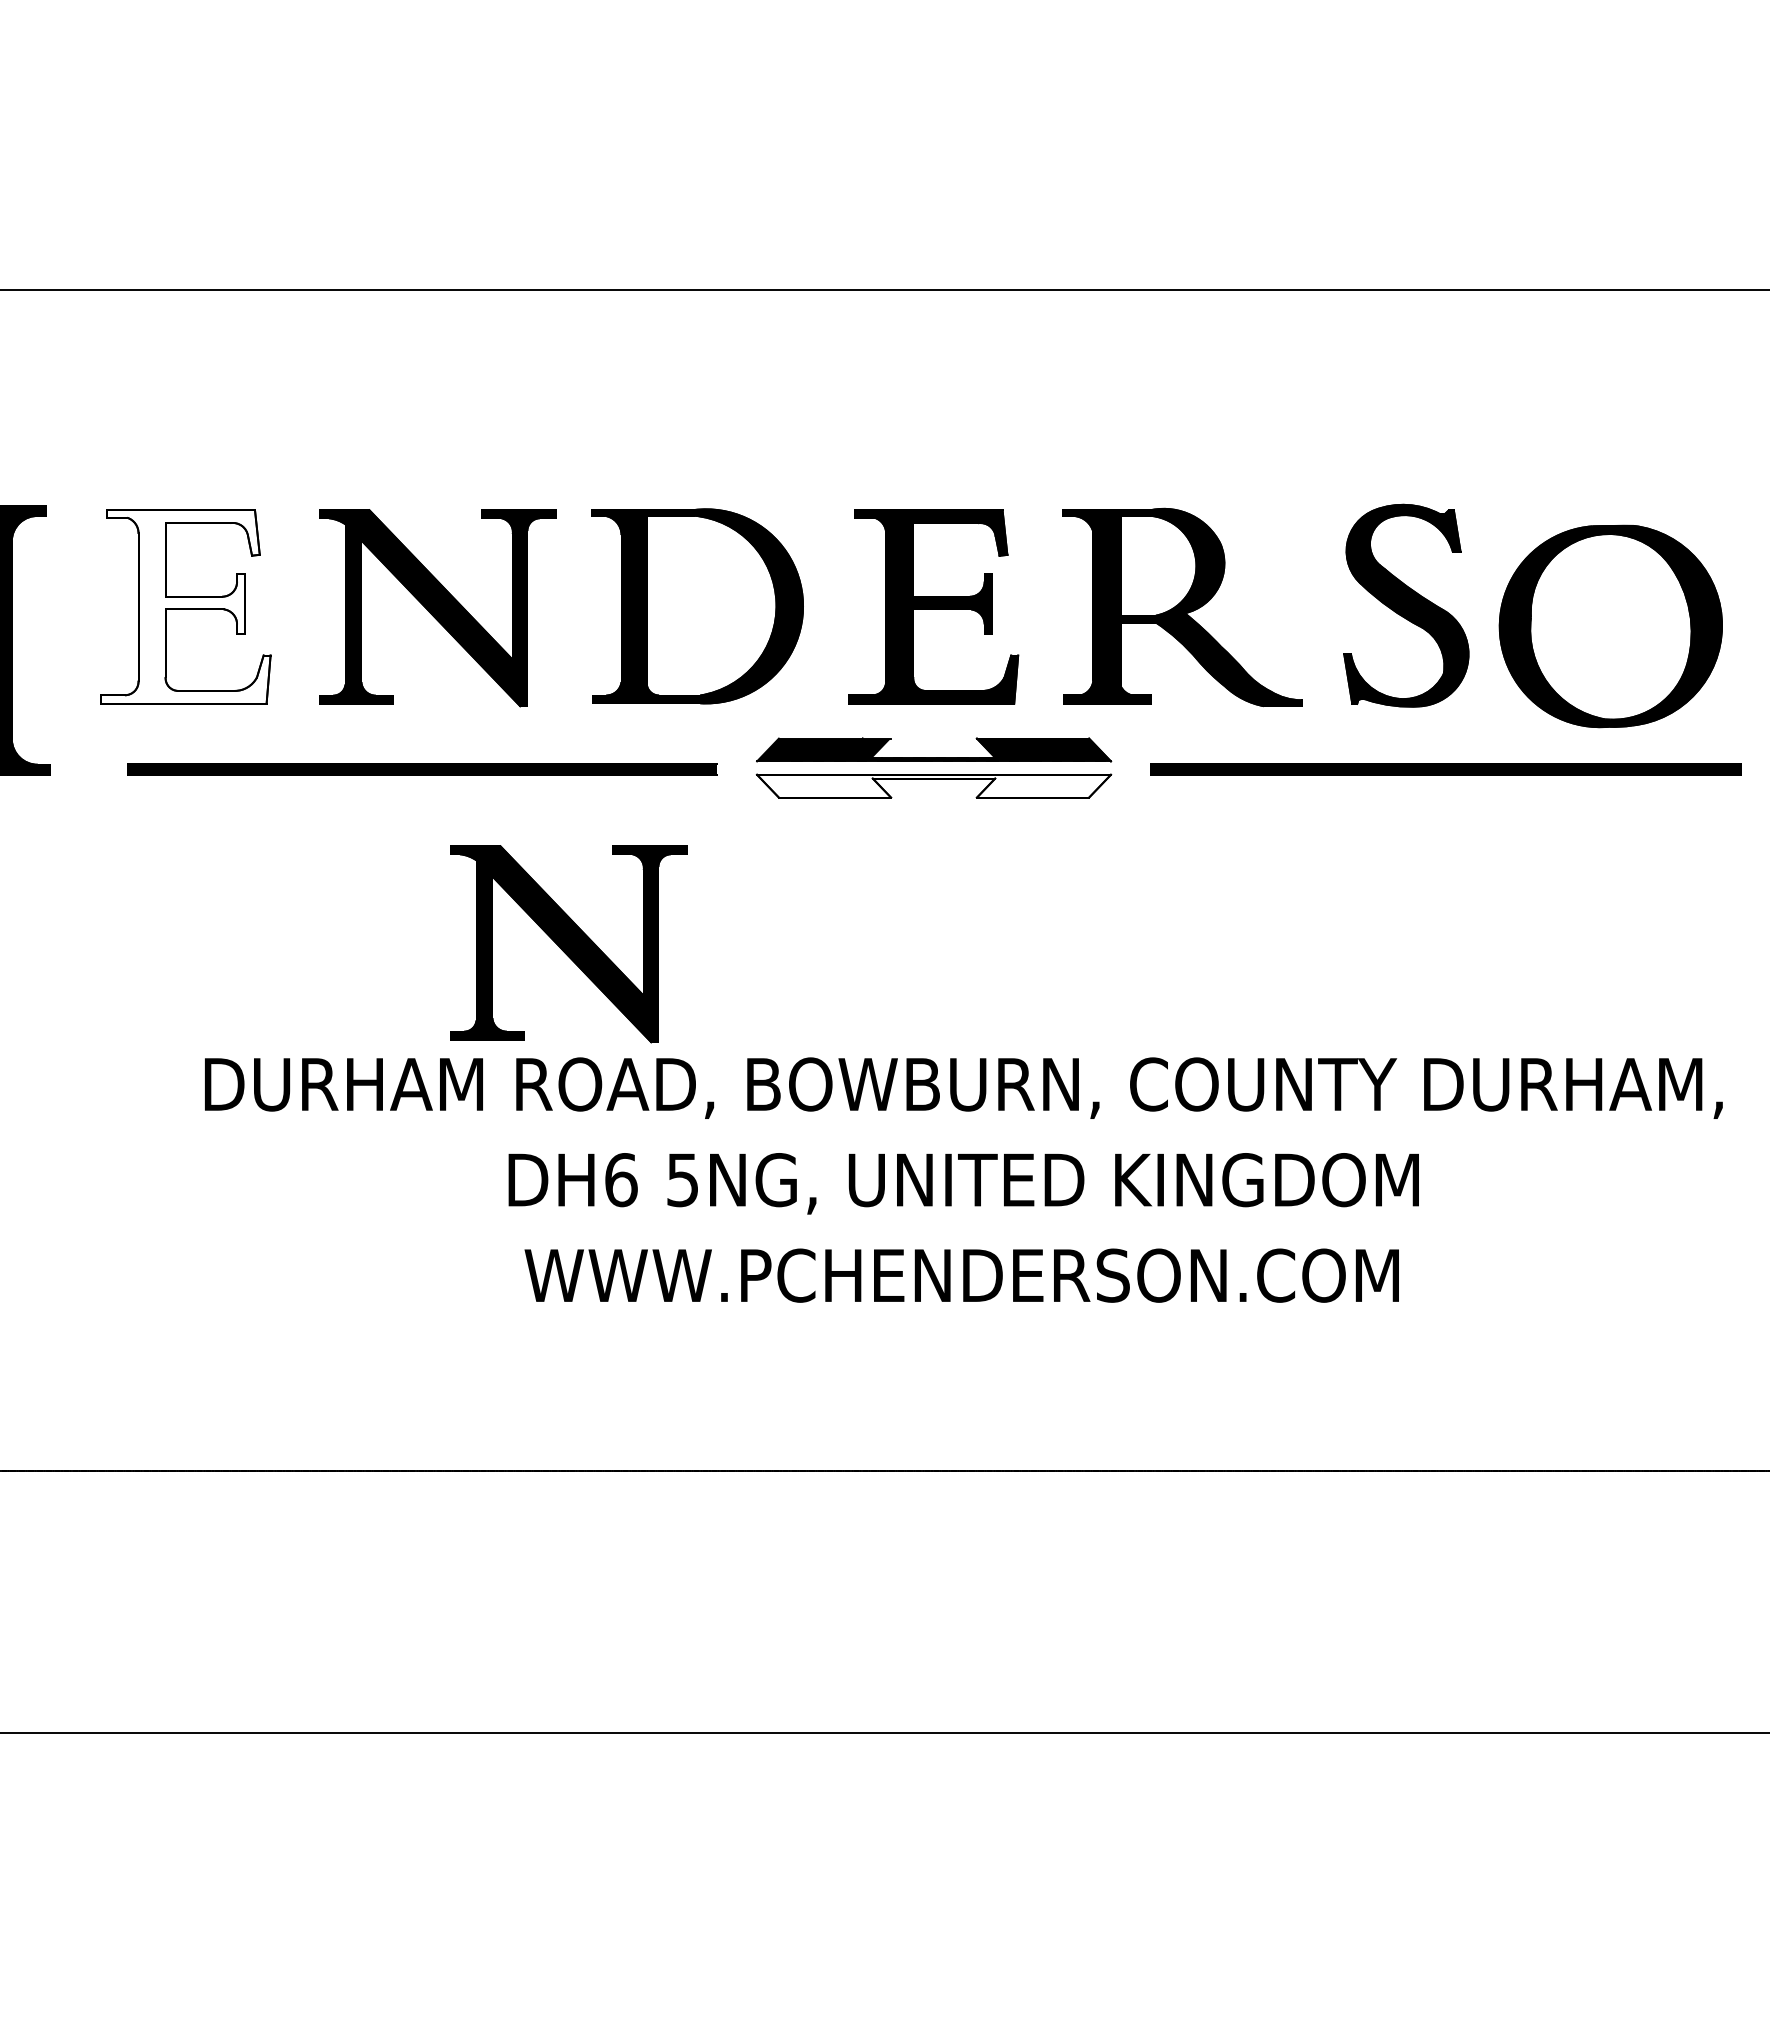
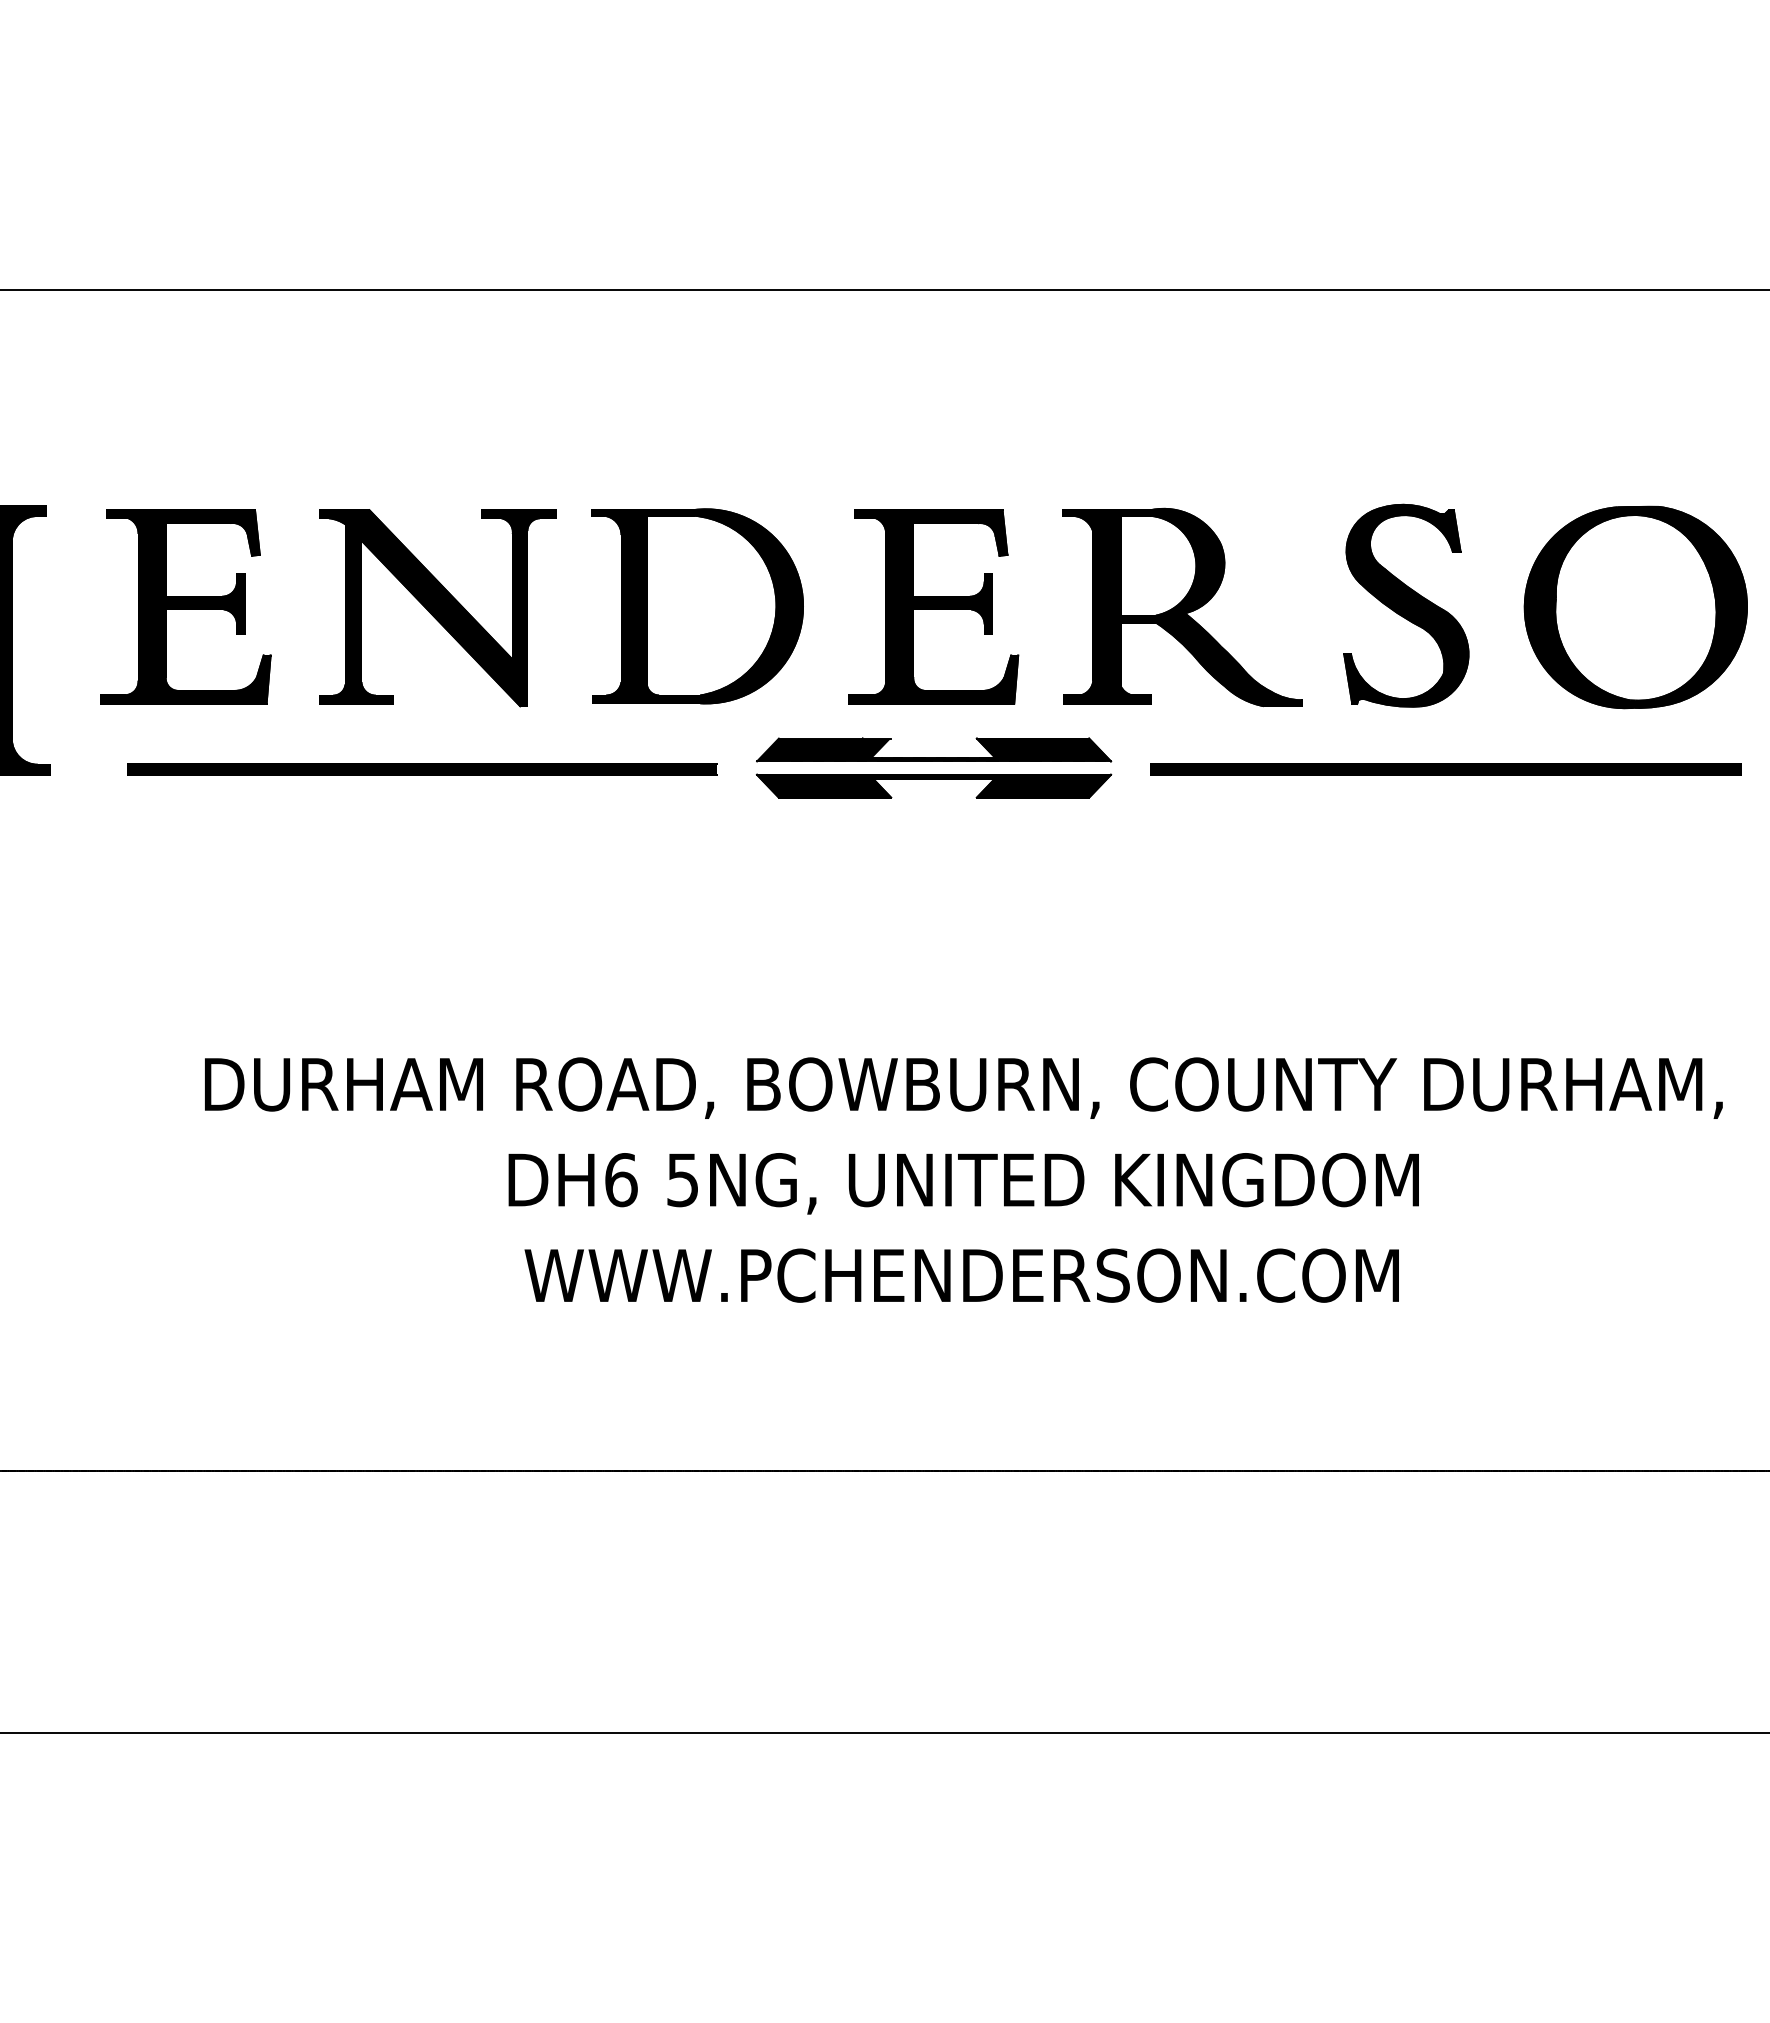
fill: none -> present (185, 606)
part position: (1610, 626) -> (1635, 607) (1635, 607)
fill: none -> present (933, 785)
part: present -> none (568, 944)
